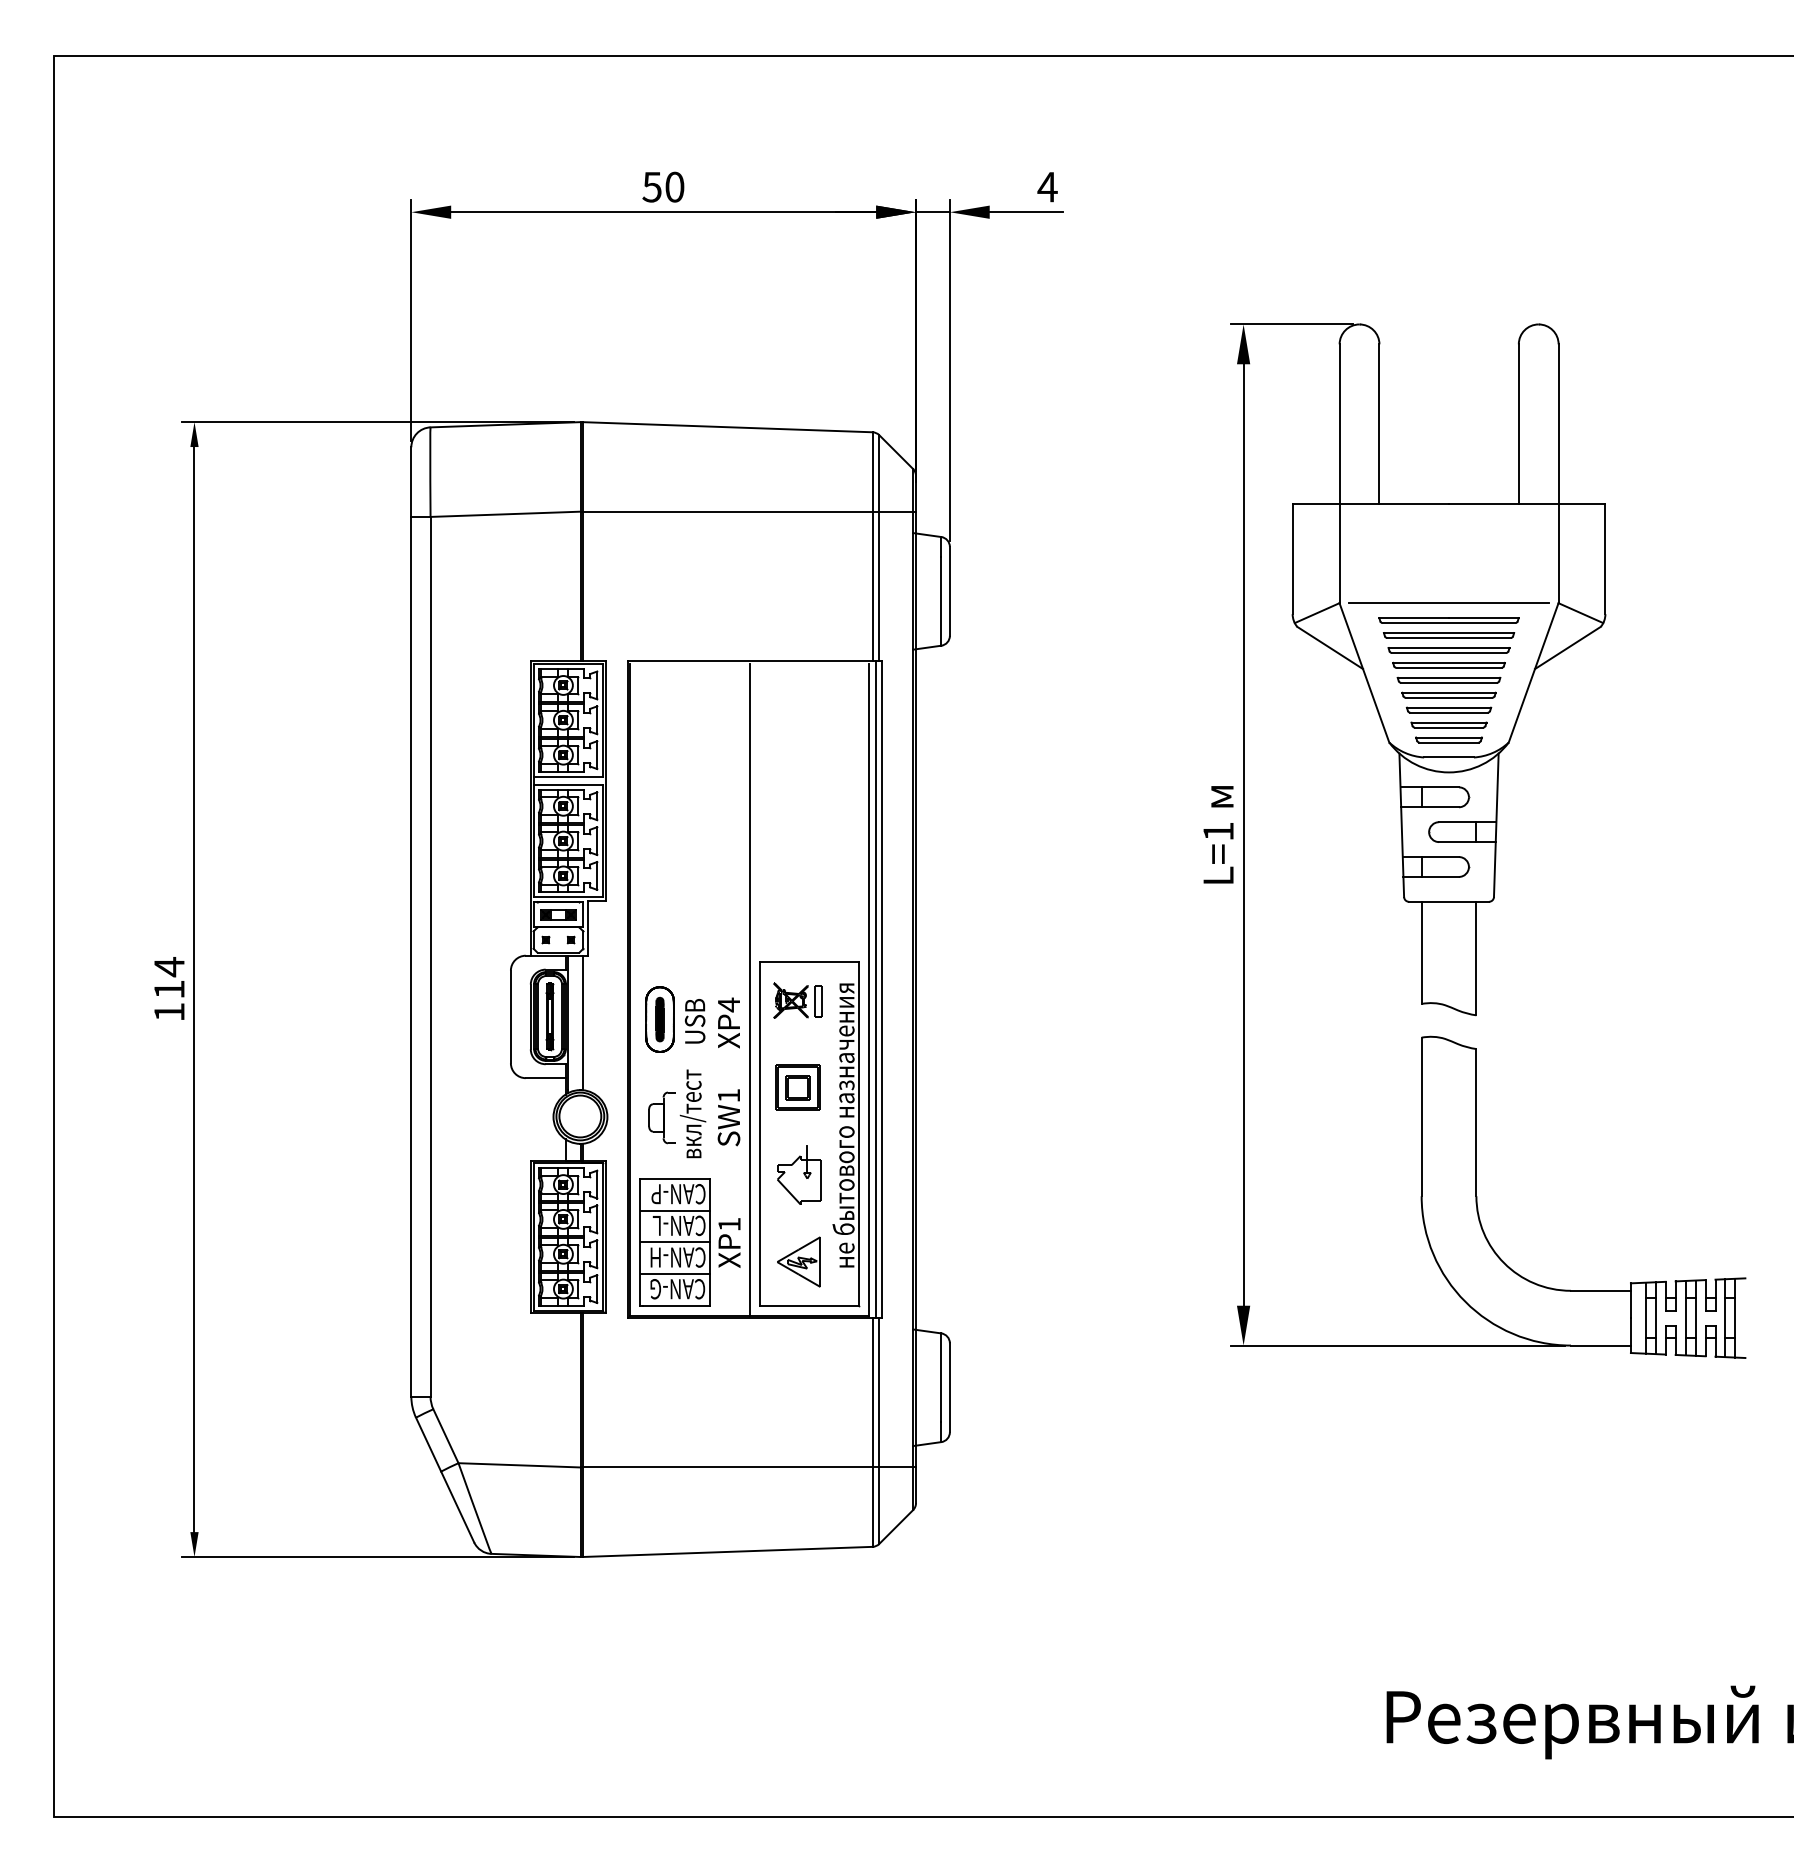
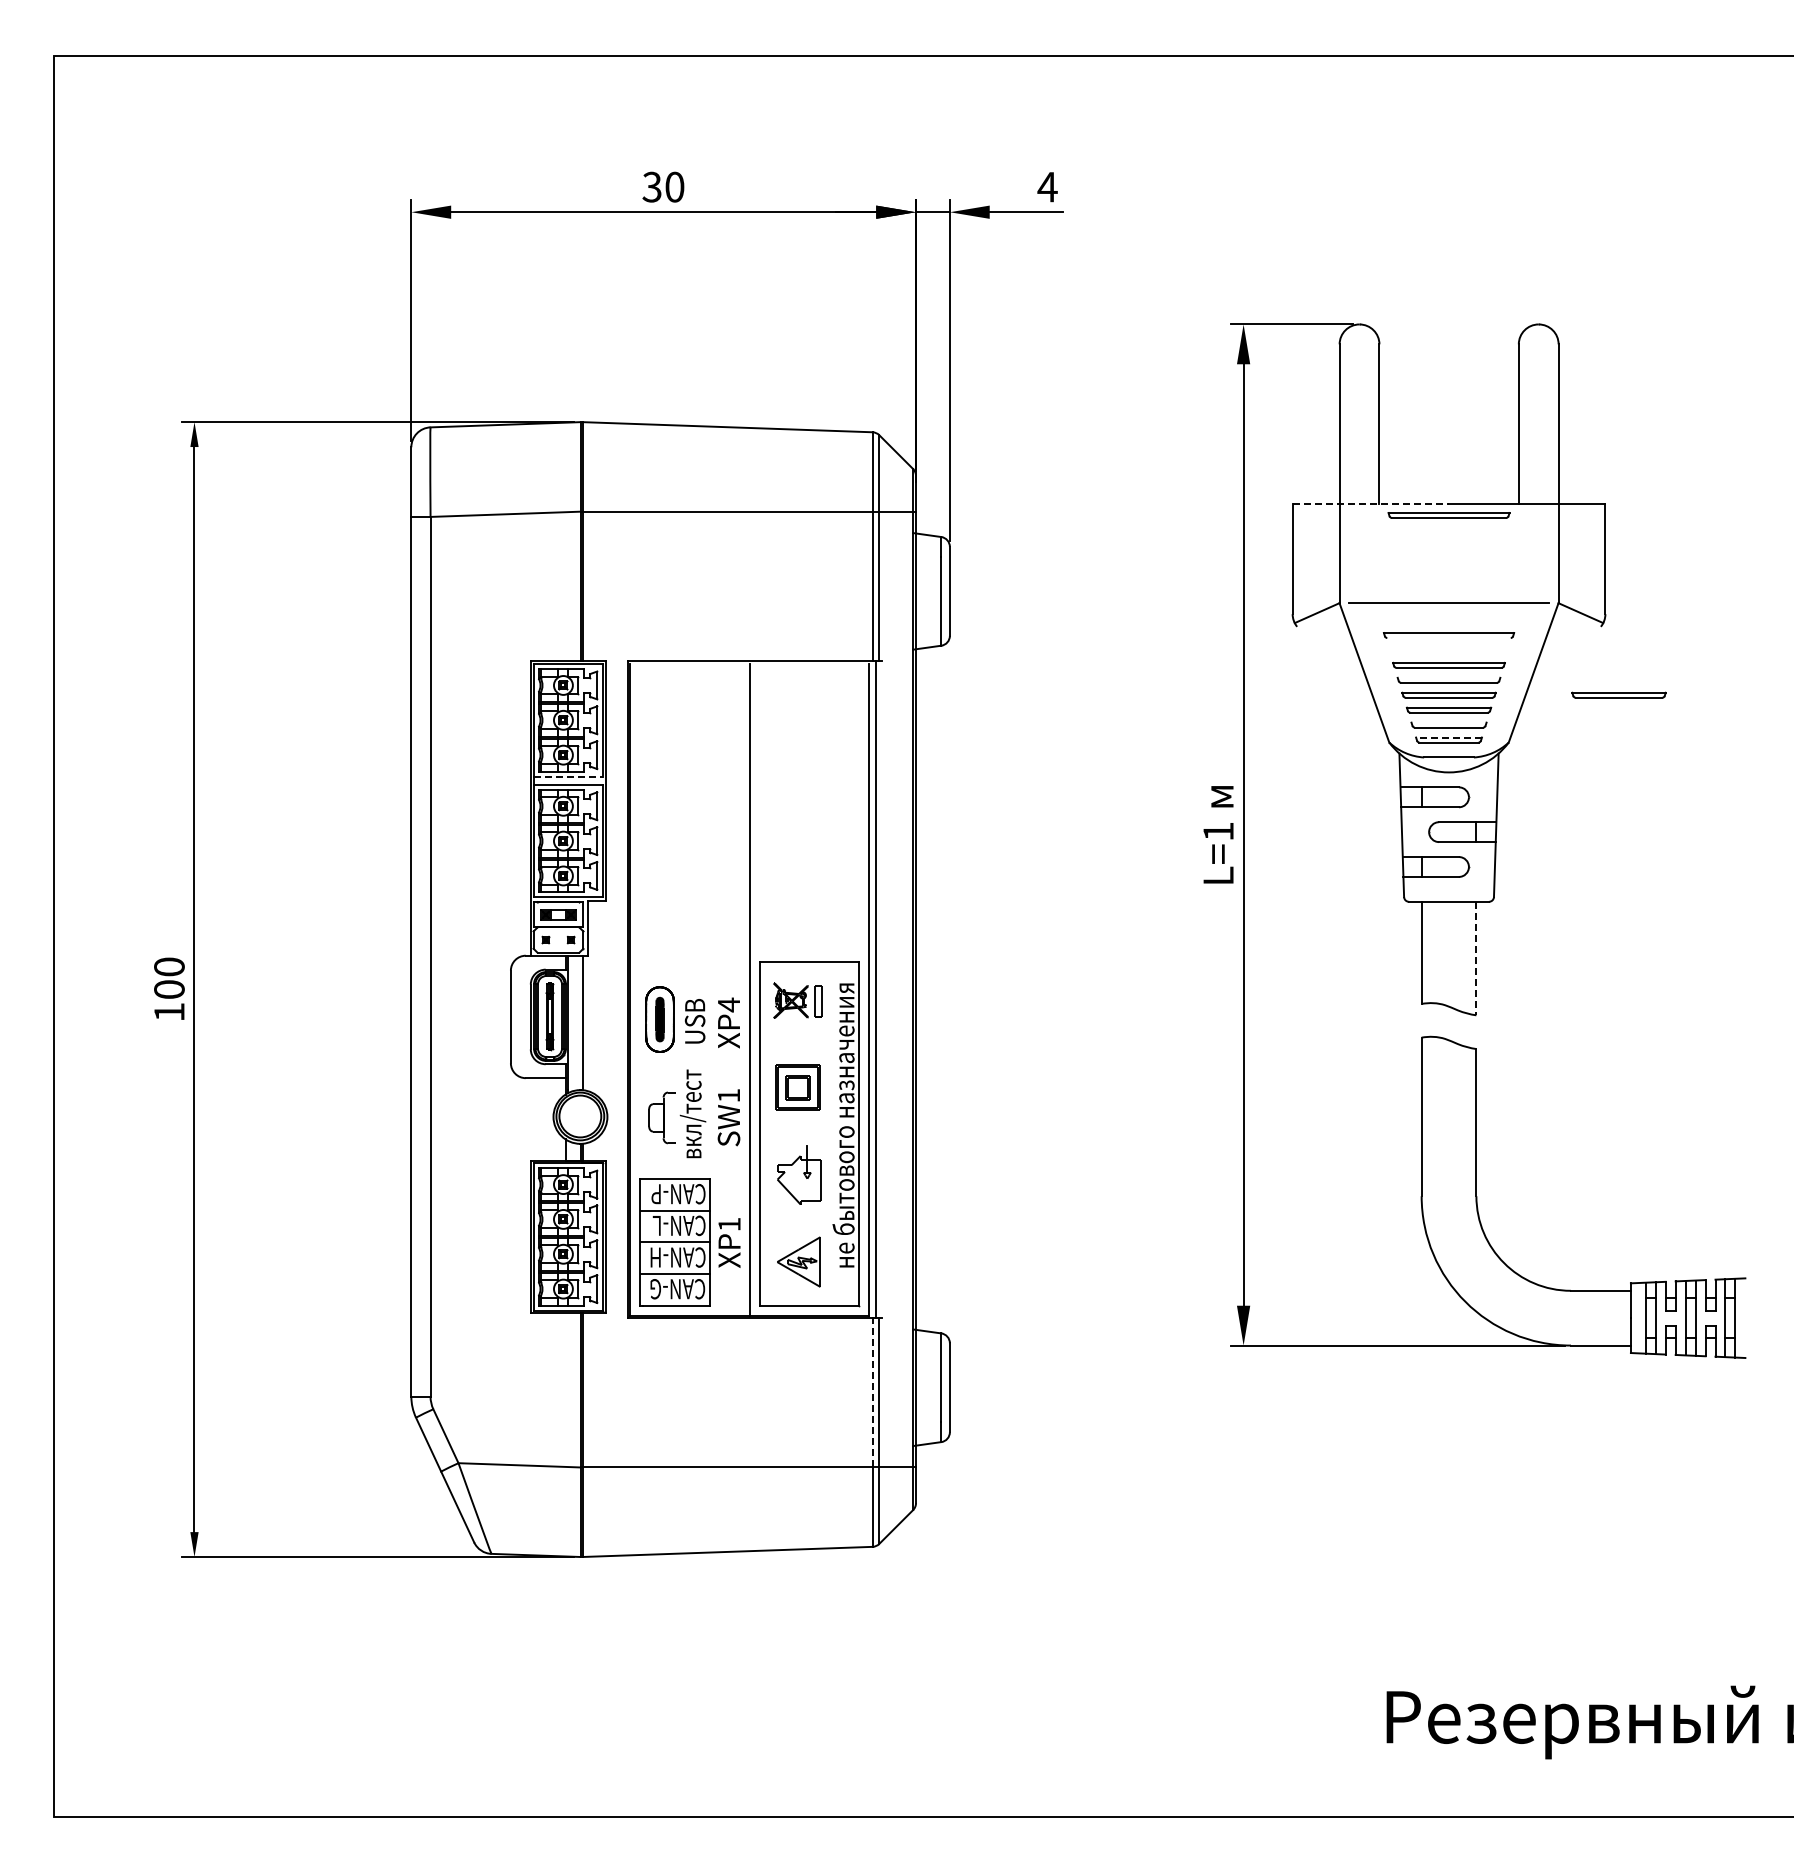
text: 50 -> 30 (652, 186)
line: solid -> dashed (1371, 503)
part: present -> none (1448, 620)
line: present -> none (1448, 638)
line: present -> none (1330, 647)
line: present -> none (1567, 647)
part position: (1448, 650) -> (1448, 515) (1448, 515)
line: present -> none (1448, 677)
part: none -> present (1618, 694)
line: present -> none (1448, 722)
line: solid -> dashed (1449, 737)
line: solid -> dashed (568, 776)
line: solid -> dashed (1476, 958)
text: 114 -> 100 (169, 977)
line: present -> none (882, 989)
line: solid -> dashed (872, 1392)
